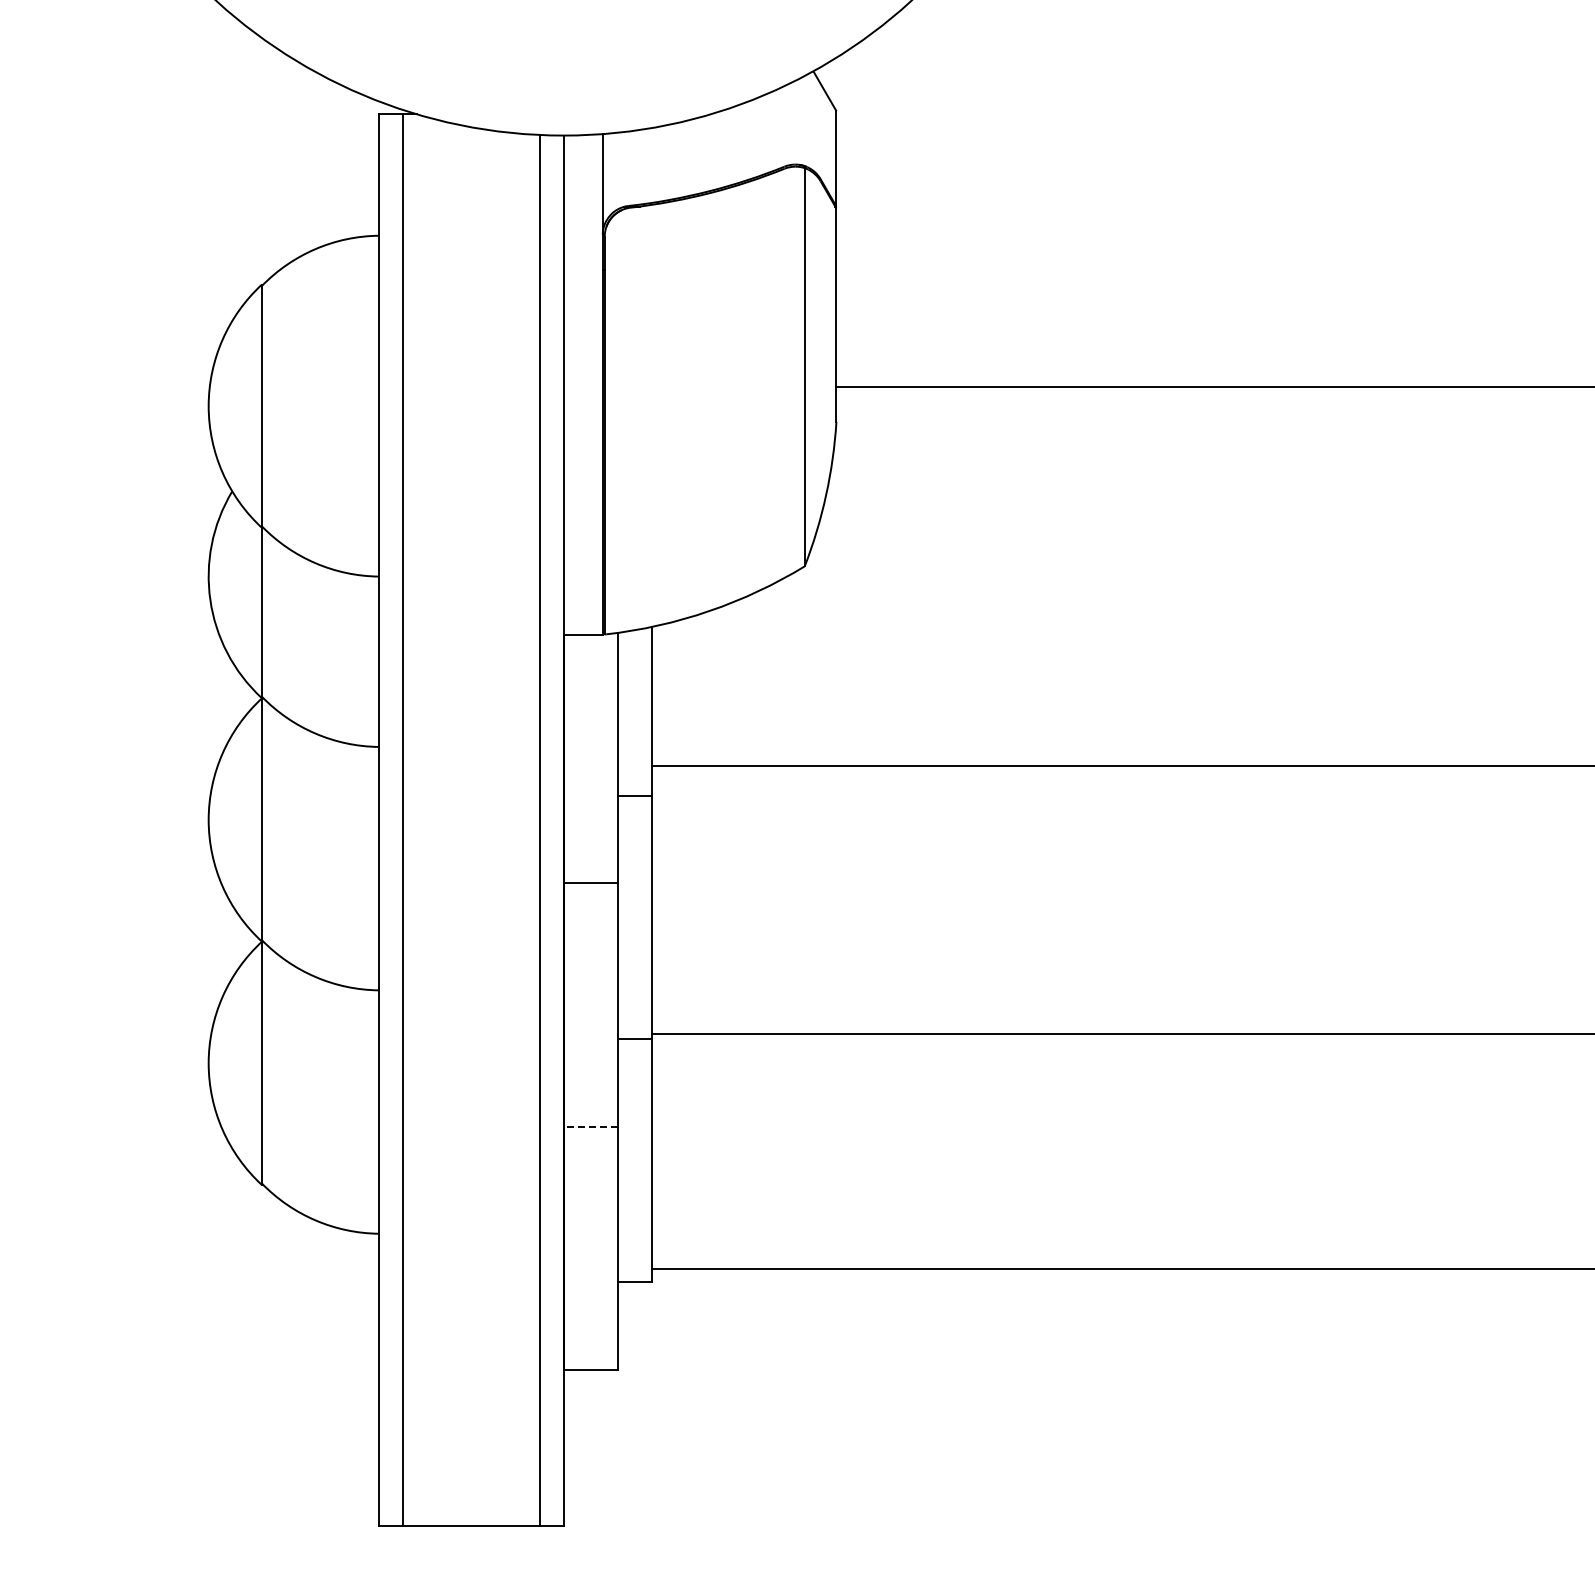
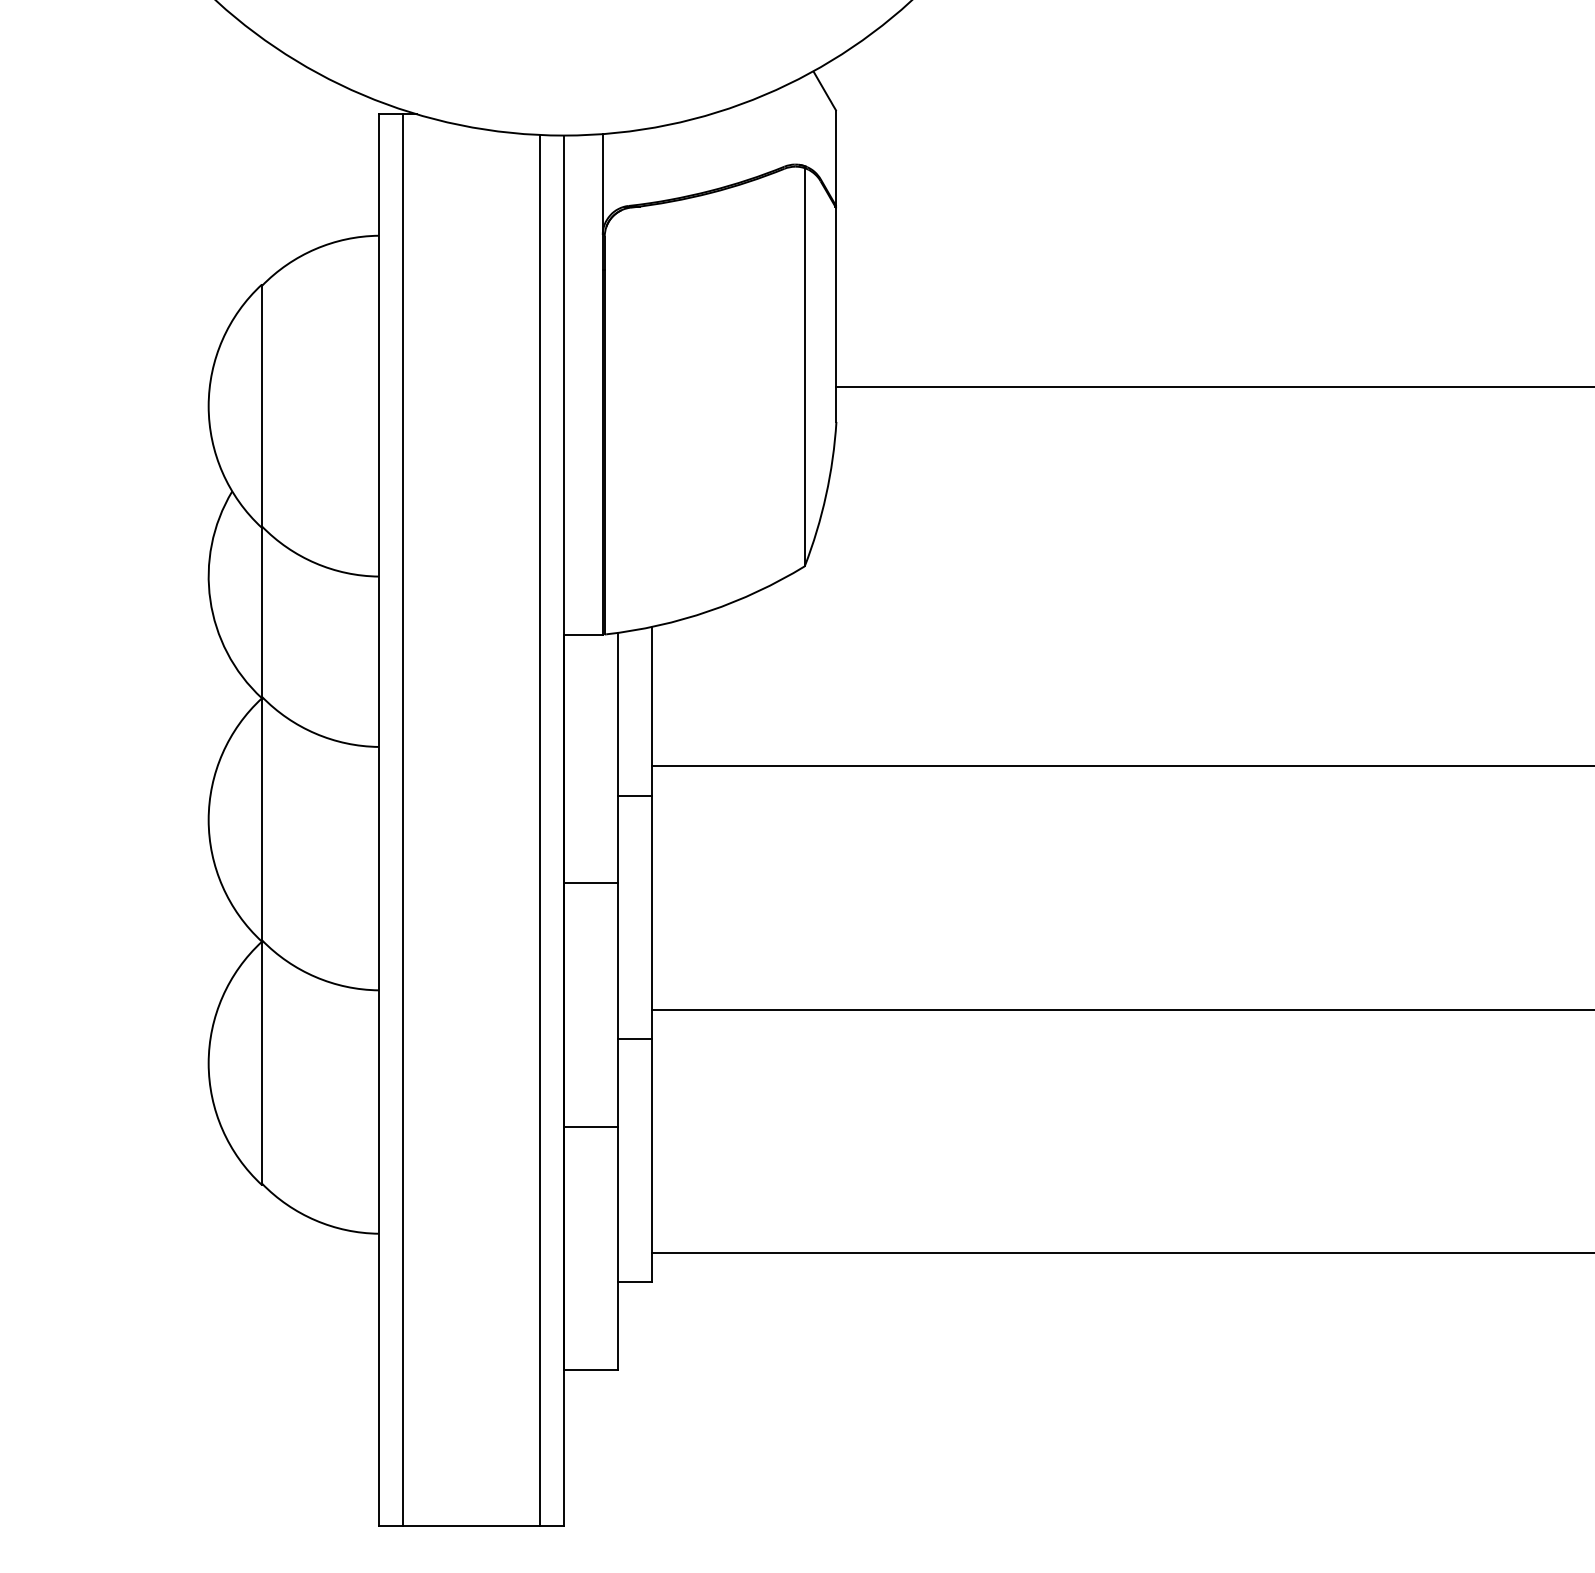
line position: (1121, 1033) -> (1121, 1009) (1121, 1009)
line: dashed -> solid (591, 1126)
line position: (1121, 1269) -> (1121, 1253) (1121, 1253)
